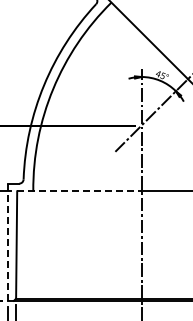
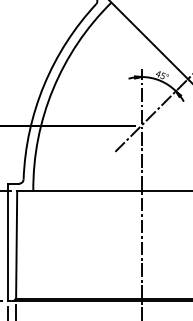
line: dashed -> solid (79, 191)
line: dashed -> solid (8, 242)
